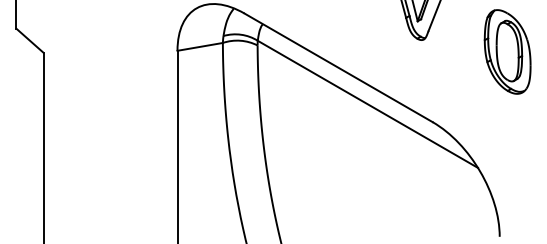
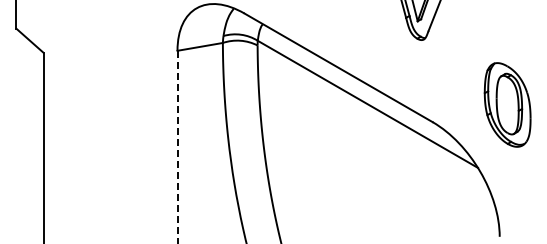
part position: (507, 51) -> (507, 104) (507, 104)
line: solid -> dashed (177, 147)
